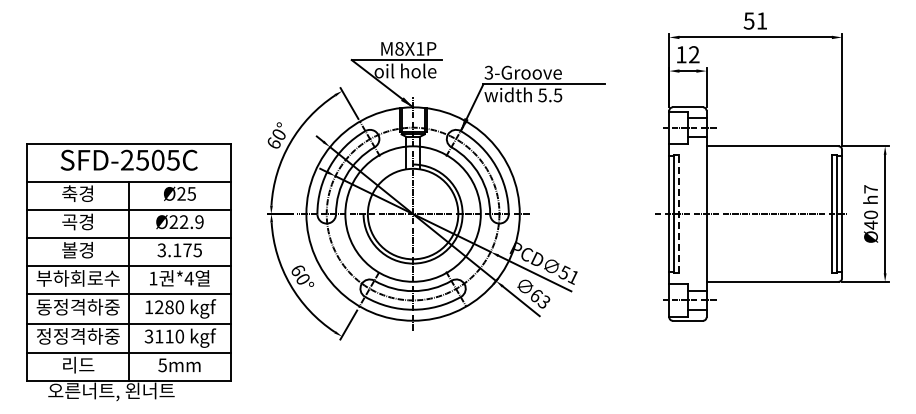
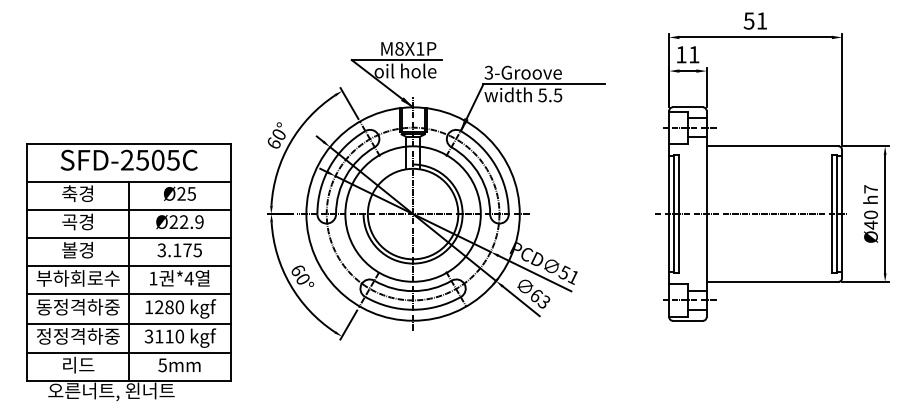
text: 12 -> 11 (694, 54)
line: dashed -> solid (679, 213)
